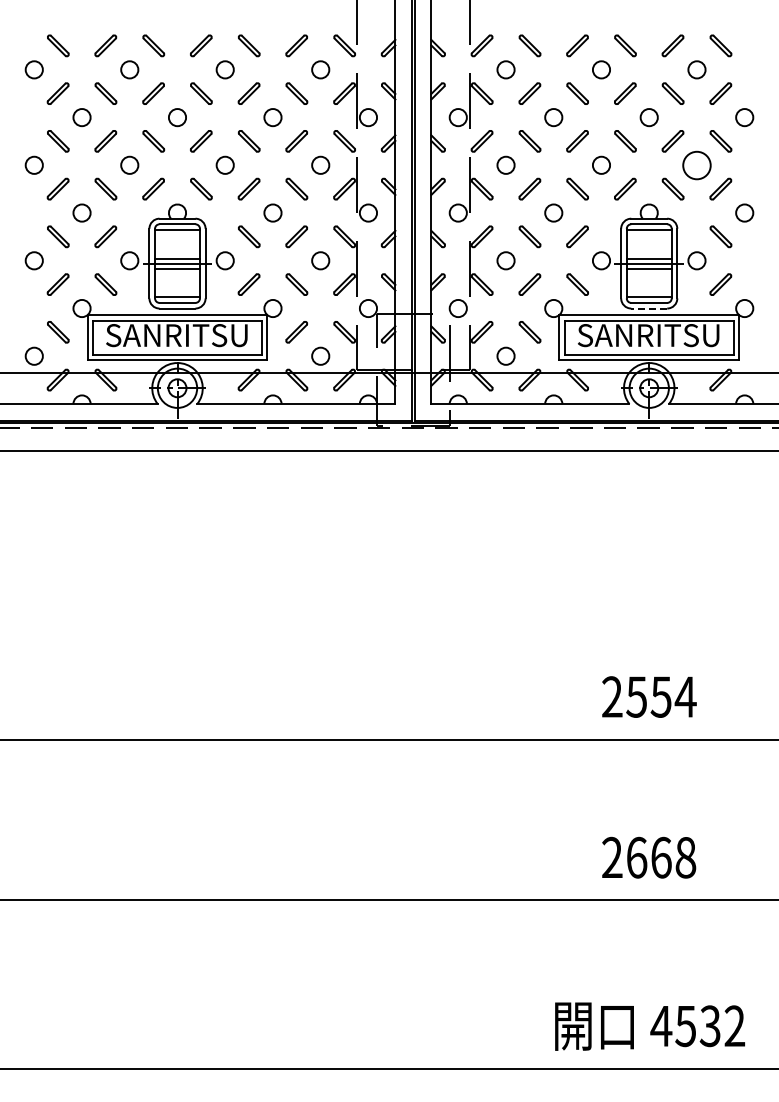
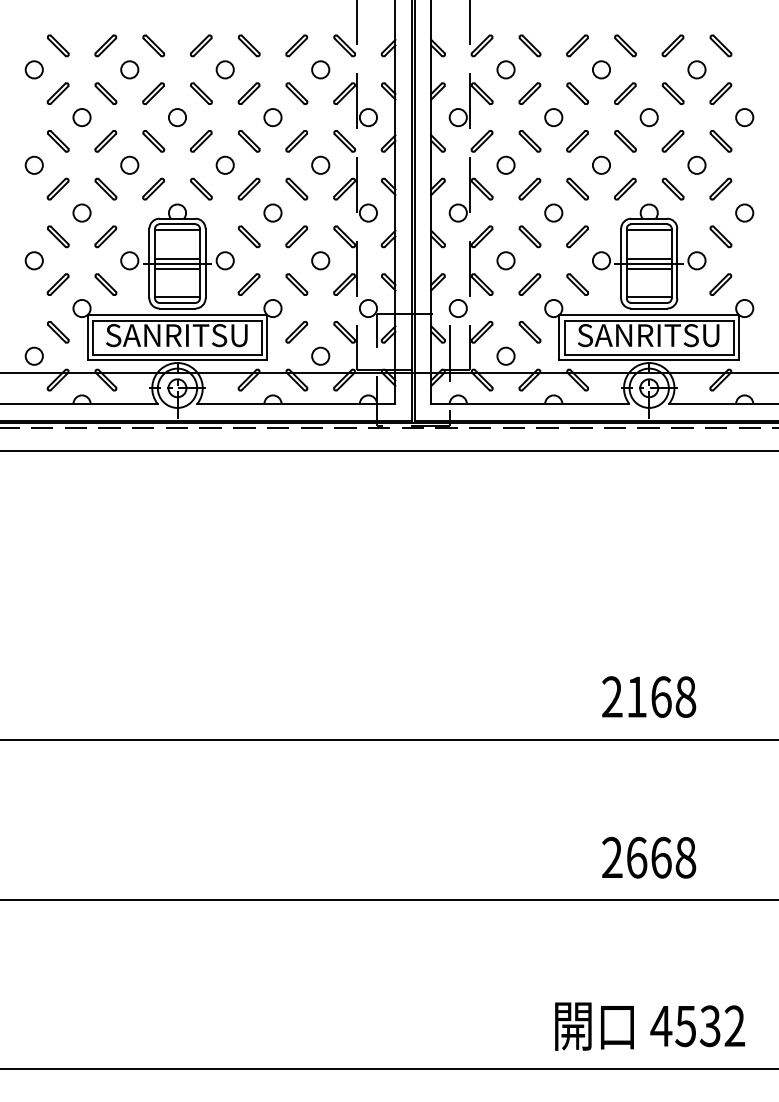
circle size: 30x31 px -> 20x20 px (696, 164)
line: dashed -> solid (649, 308)
text: 2554 -> 2168 (661, 696)
